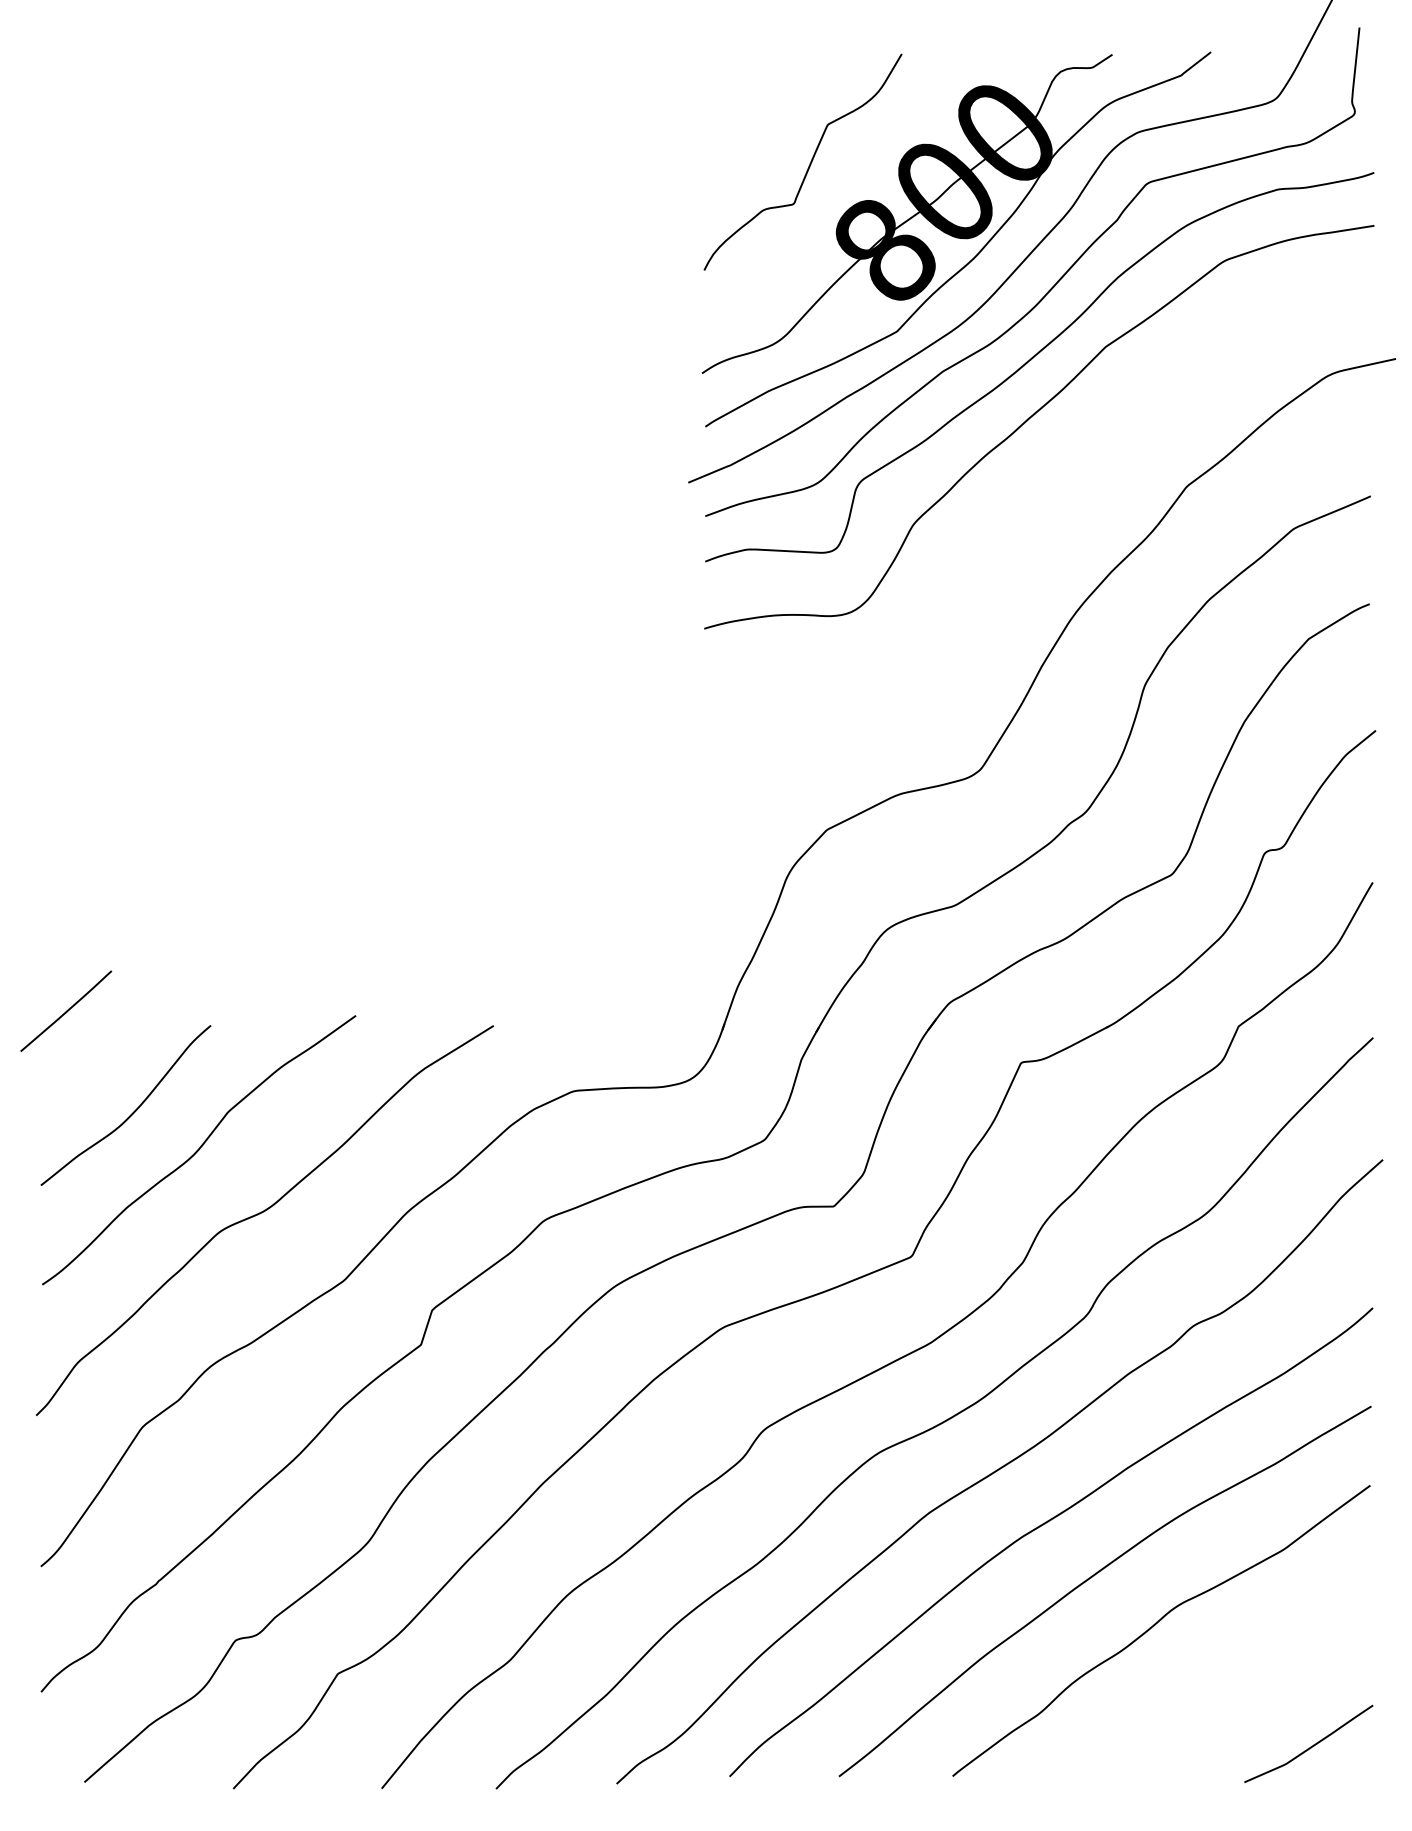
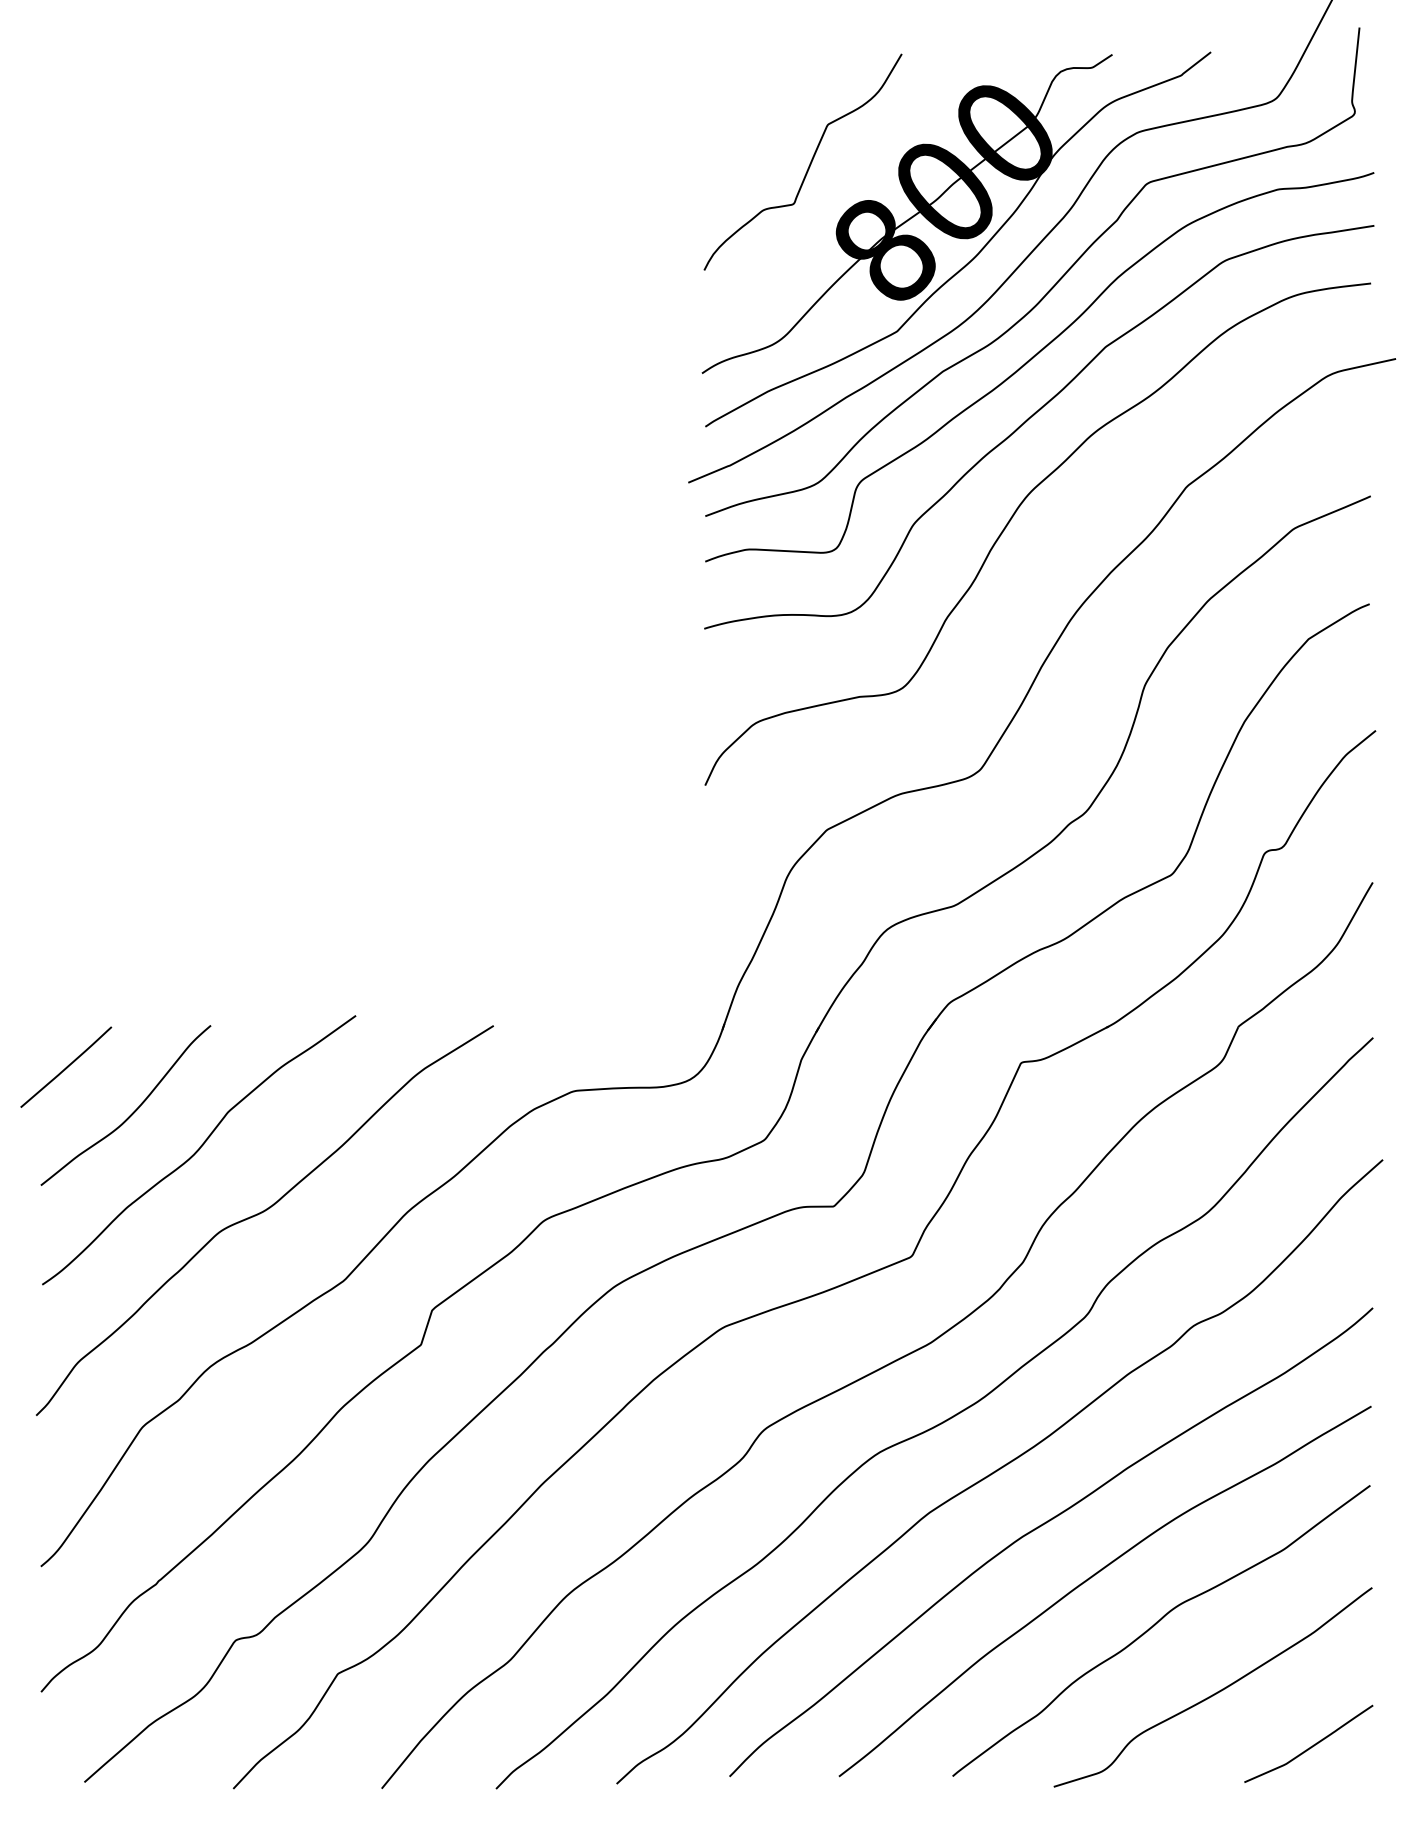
curve: none -> present (1012, 518)
line position: (66, 1010) -> (66, 1066) (66, 1066)
curve: none -> present (1215, 1692)
